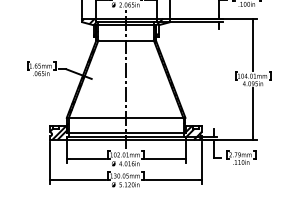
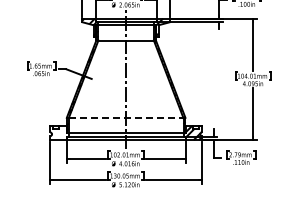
line: solid -> dashed (126, 118)
hatch: present -> none (58, 133)
